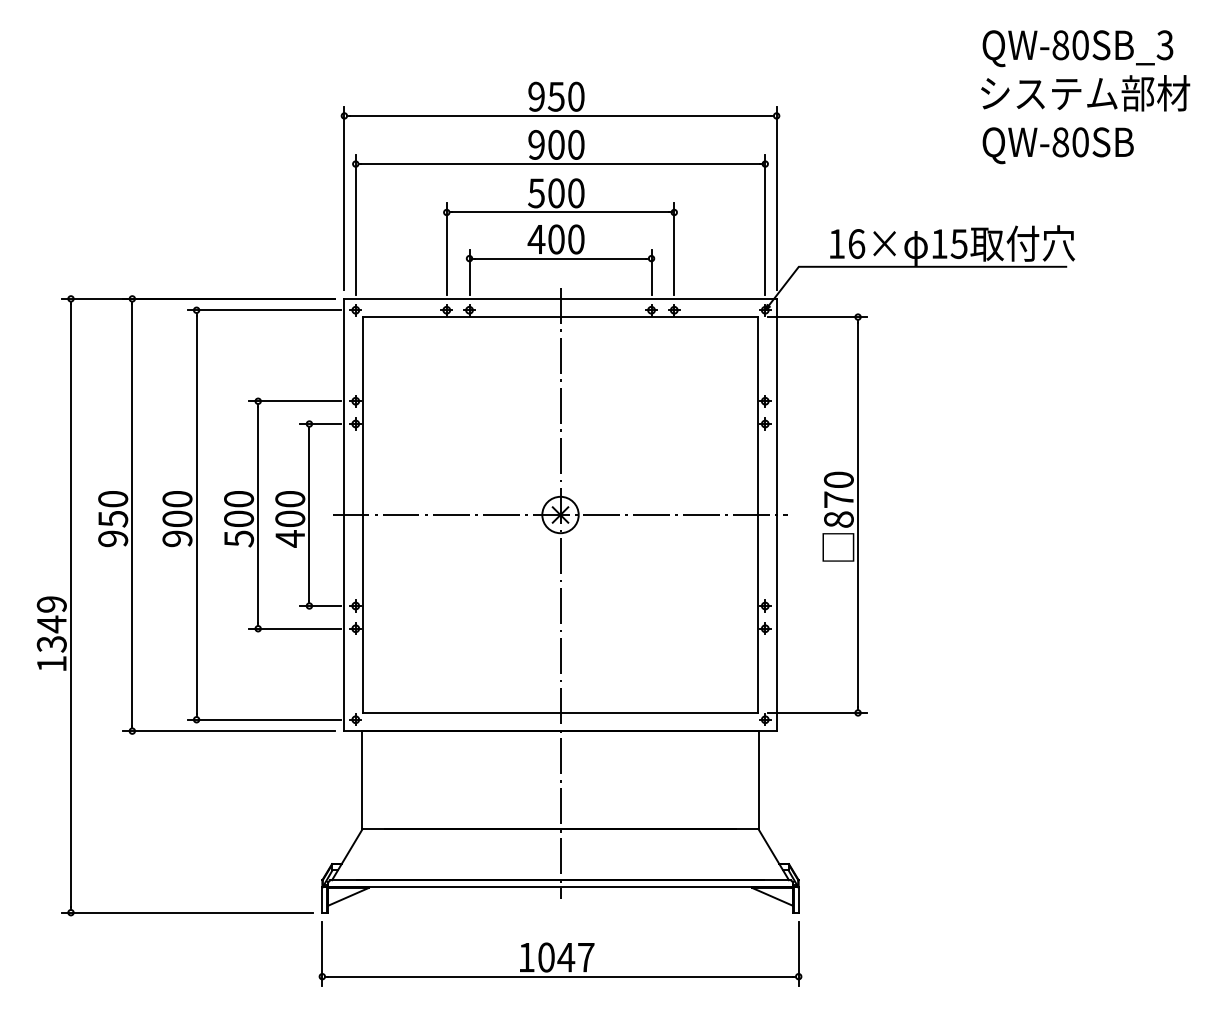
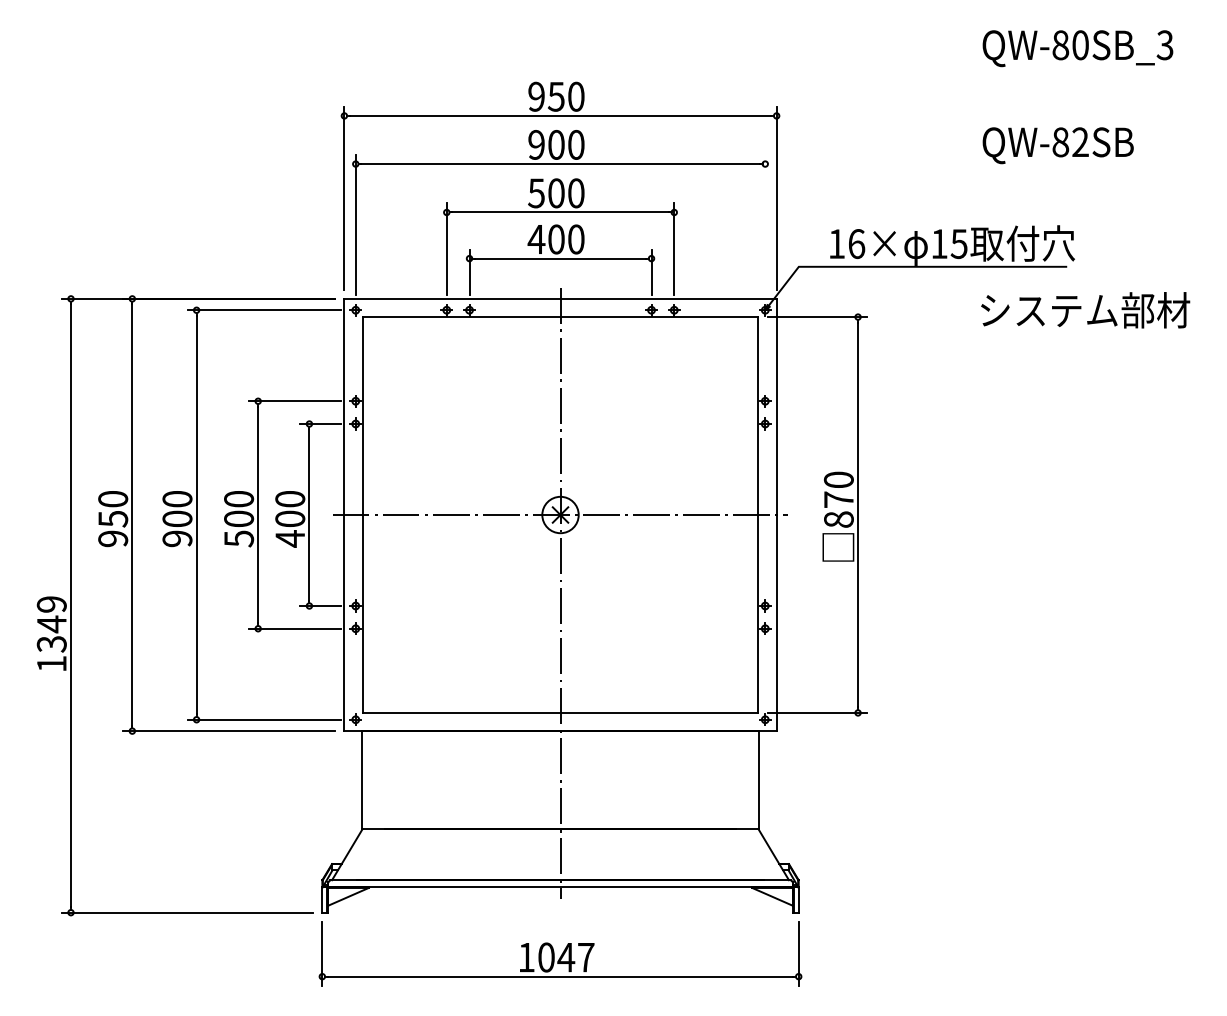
text position: (1085, 93) -> (1085, 310) (1085, 310)
text: QW-80SB -> QW-82SB (1080, 142)
line: present -> none (765, 224)
